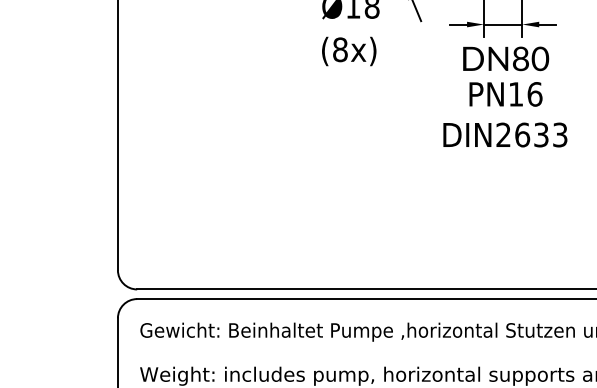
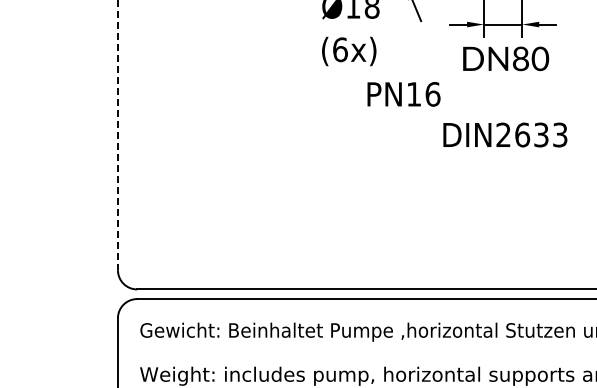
text: (8x) -> (6x) (340, 49)
text position: (505, 94) -> (403, 94) (403, 94)
line: solid -> dashed (117, 135)
